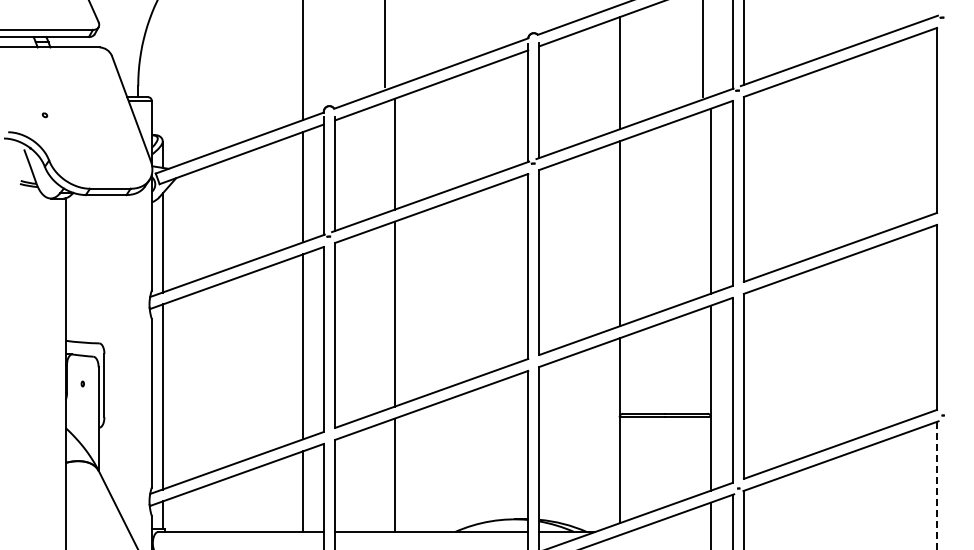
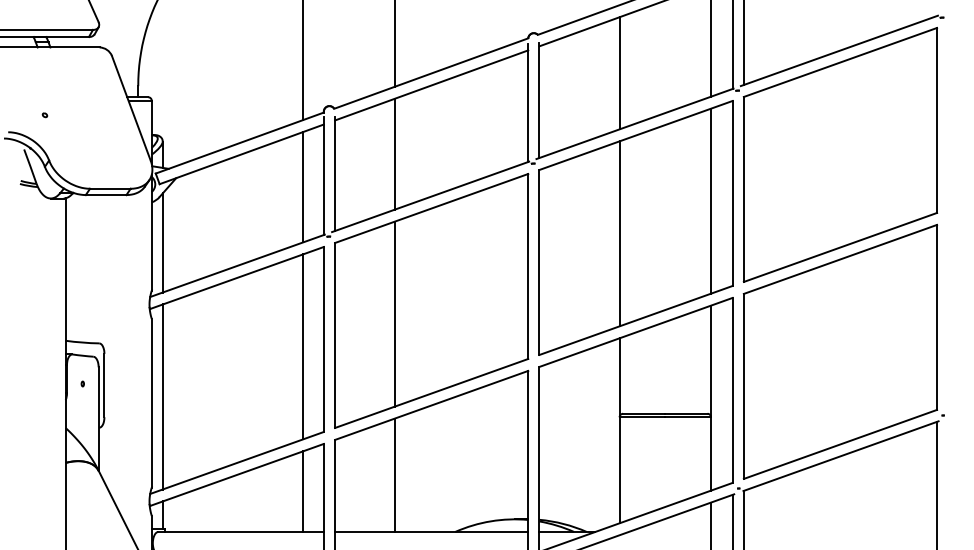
line position: (384, 44) -> (394, 44) (394, 44)
line position: (703, 49) -> (711, 49) (711, 49)
line: dashed -> solid (937, 485)
